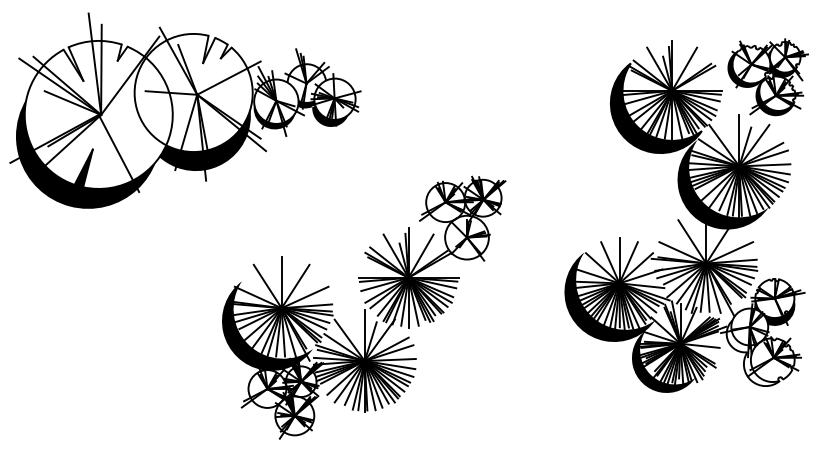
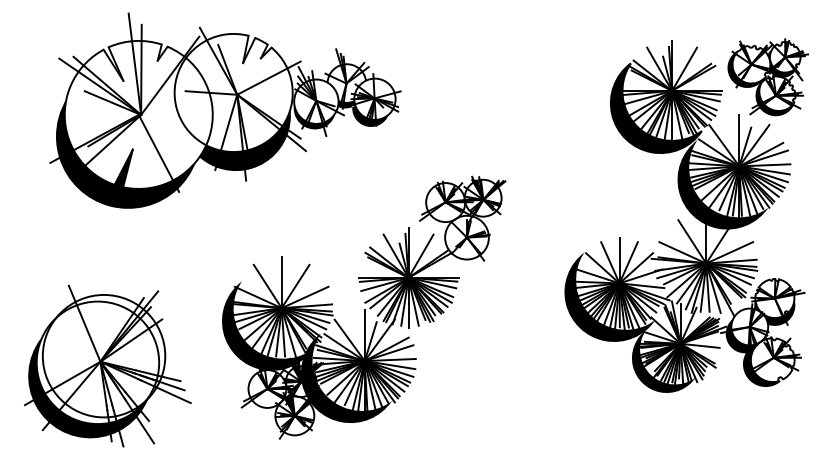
part position: (185, 110) -> (225, 110) (225, 110)
fill: none -> present (753, 353)
part: none -> present (107, 365)
fill: none -> present (345, 378)
